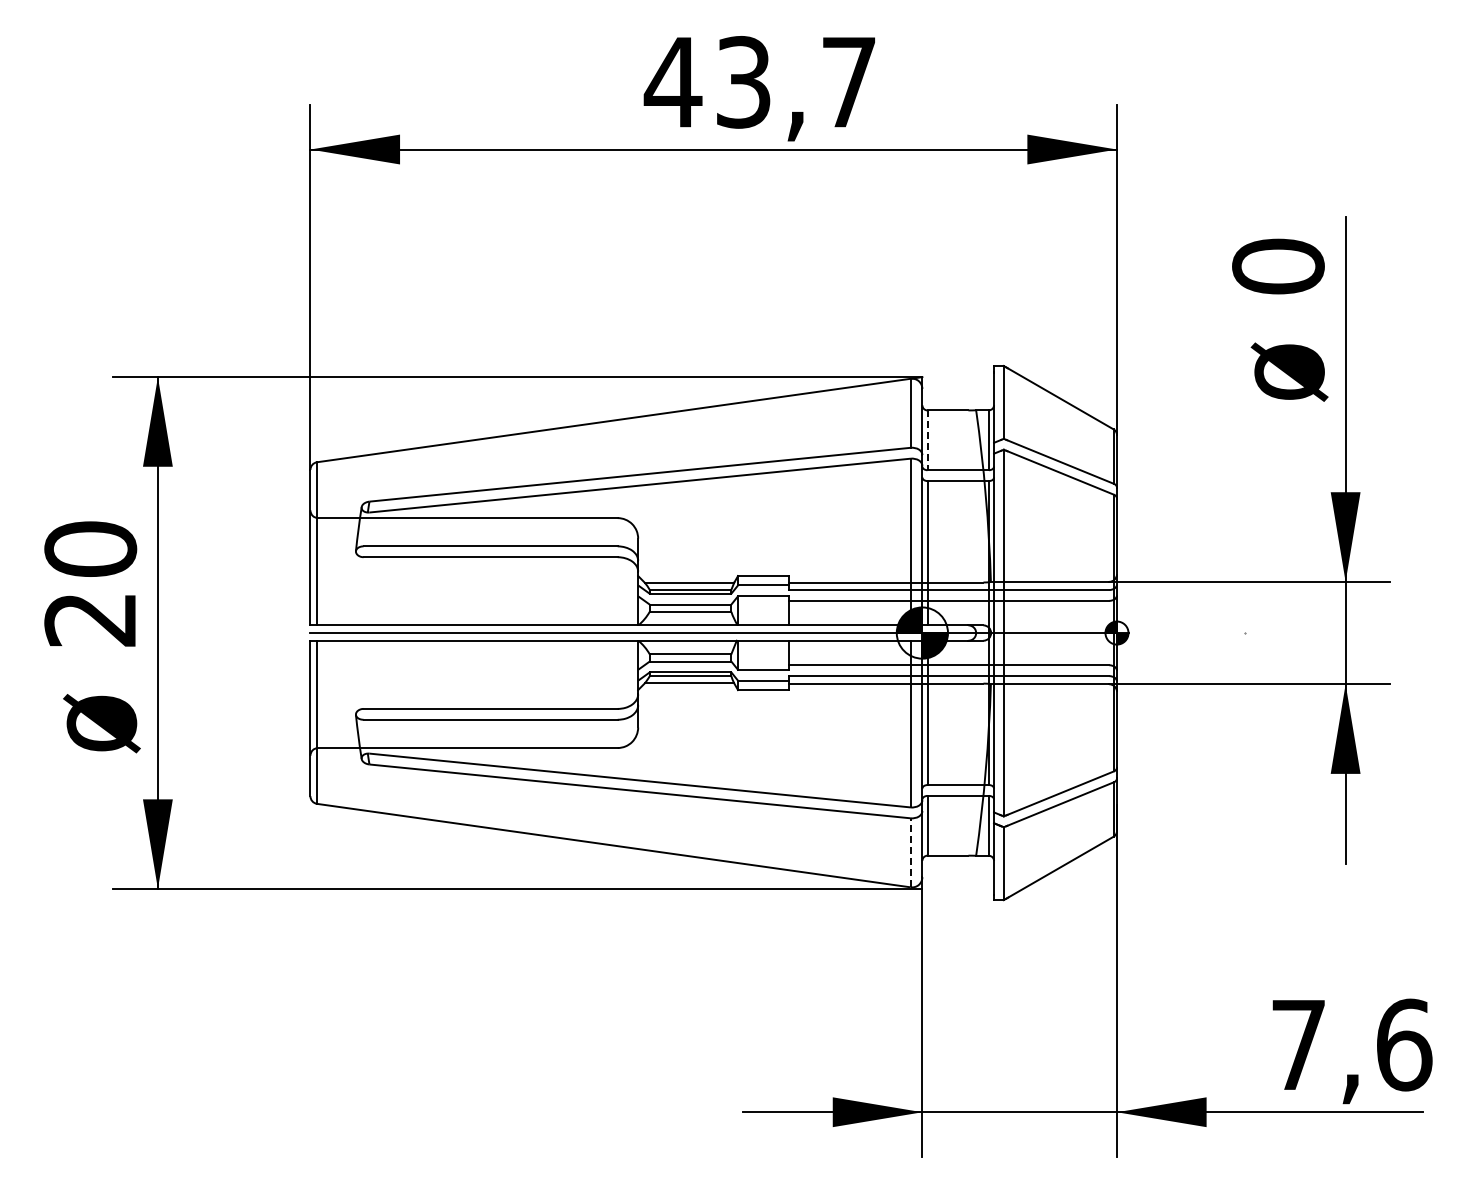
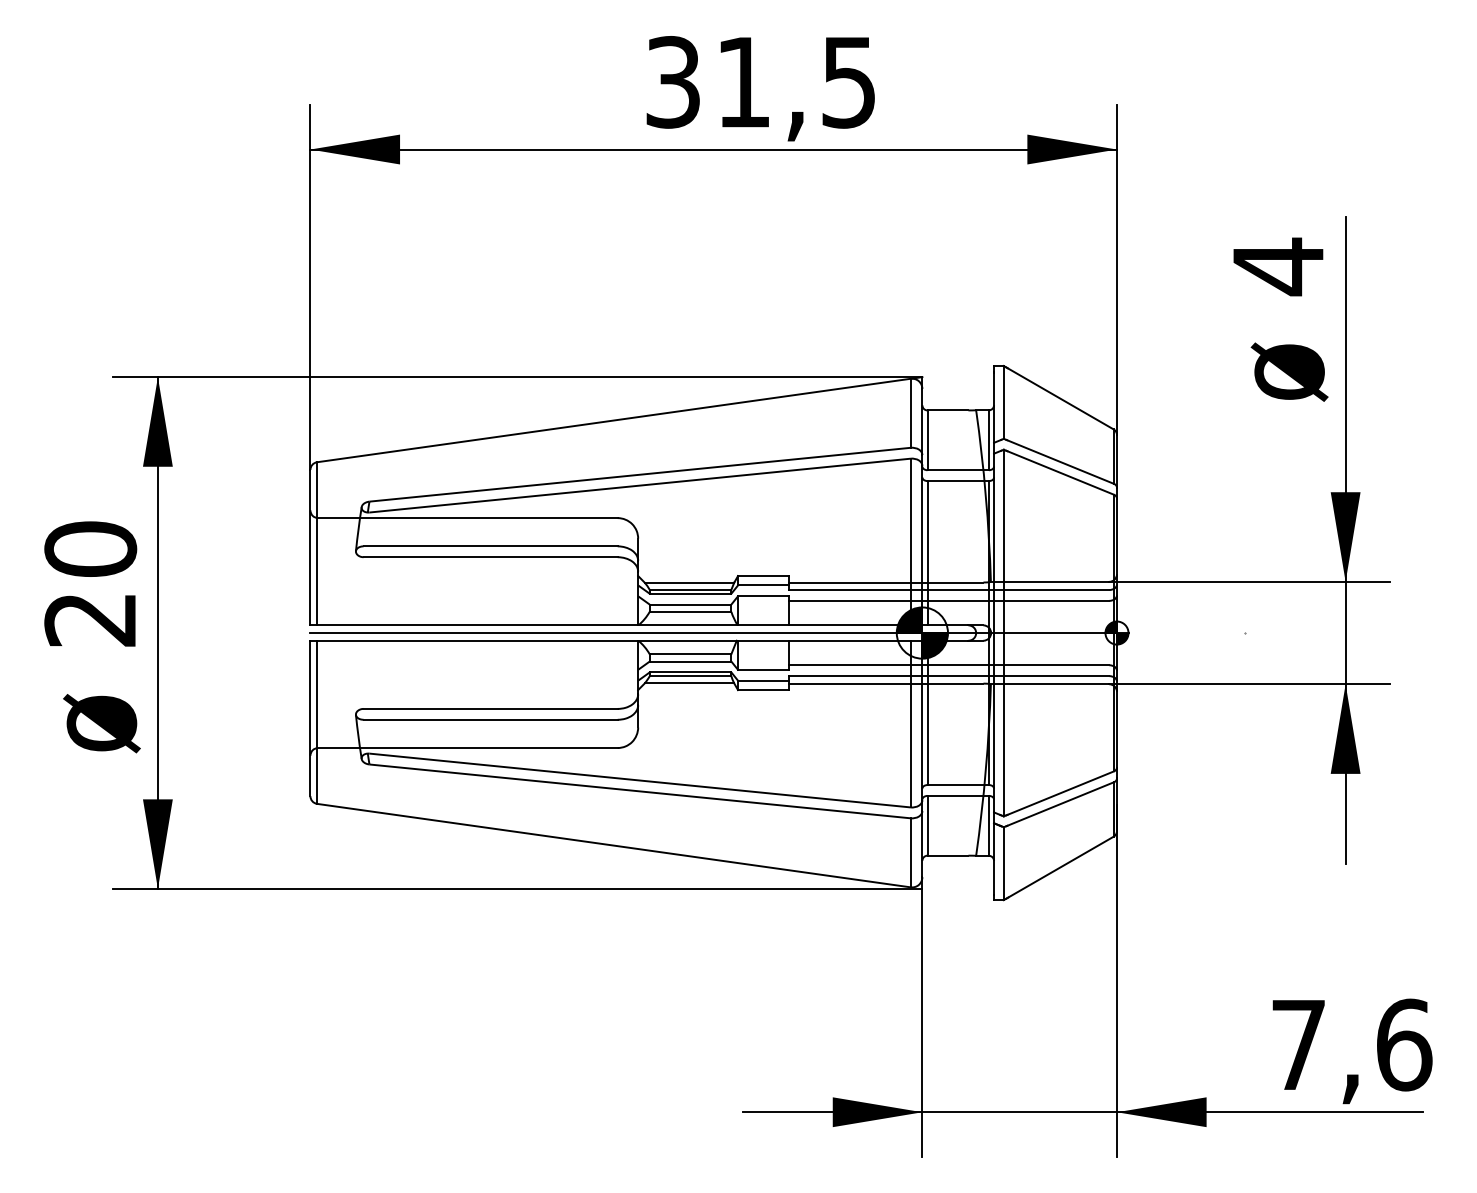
text: 43,7 -> 31,5 (759, 82)
text: 0 -> 4 (1278, 266)
line: dashed -> solid (927, 440)
line: dashed -> solid (910, 852)
